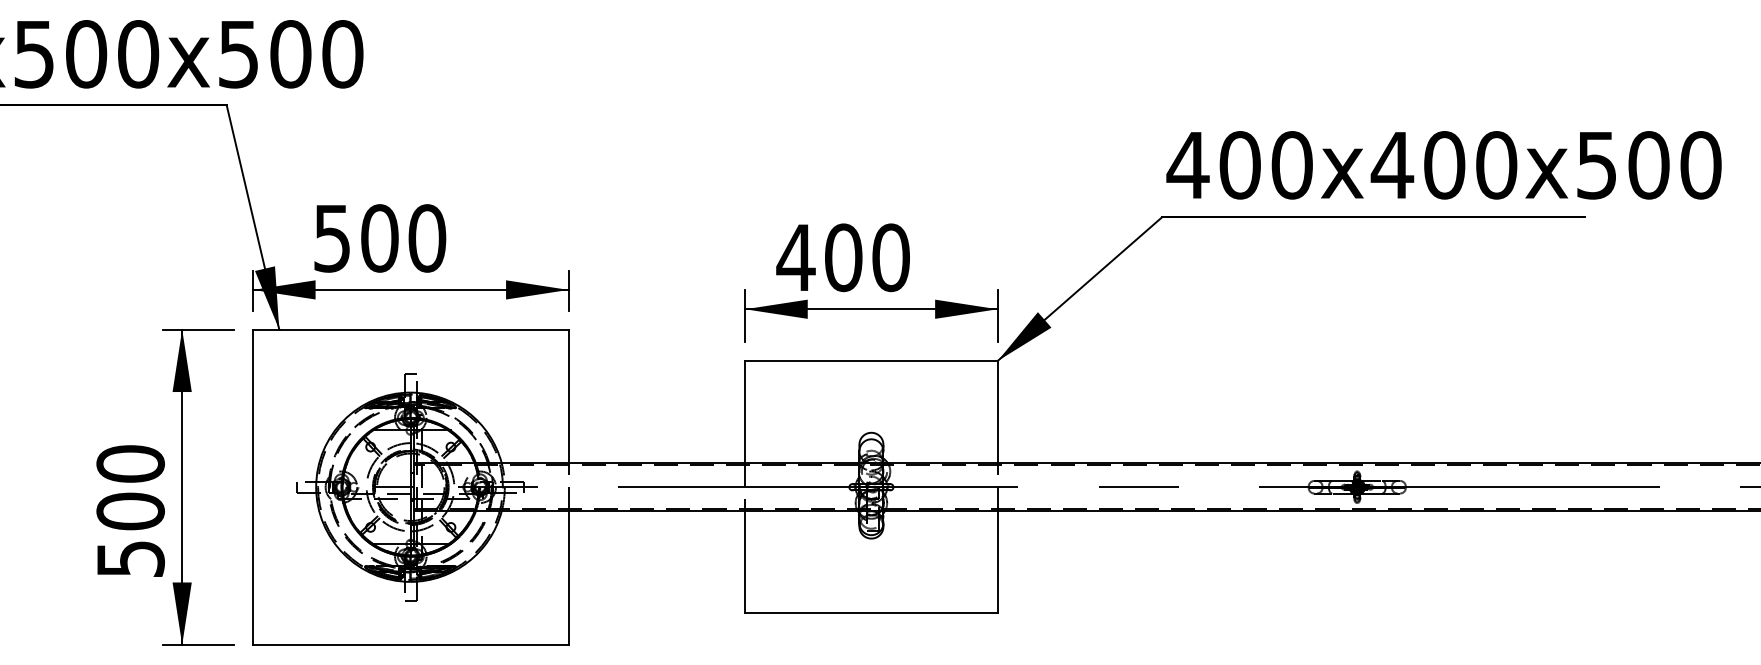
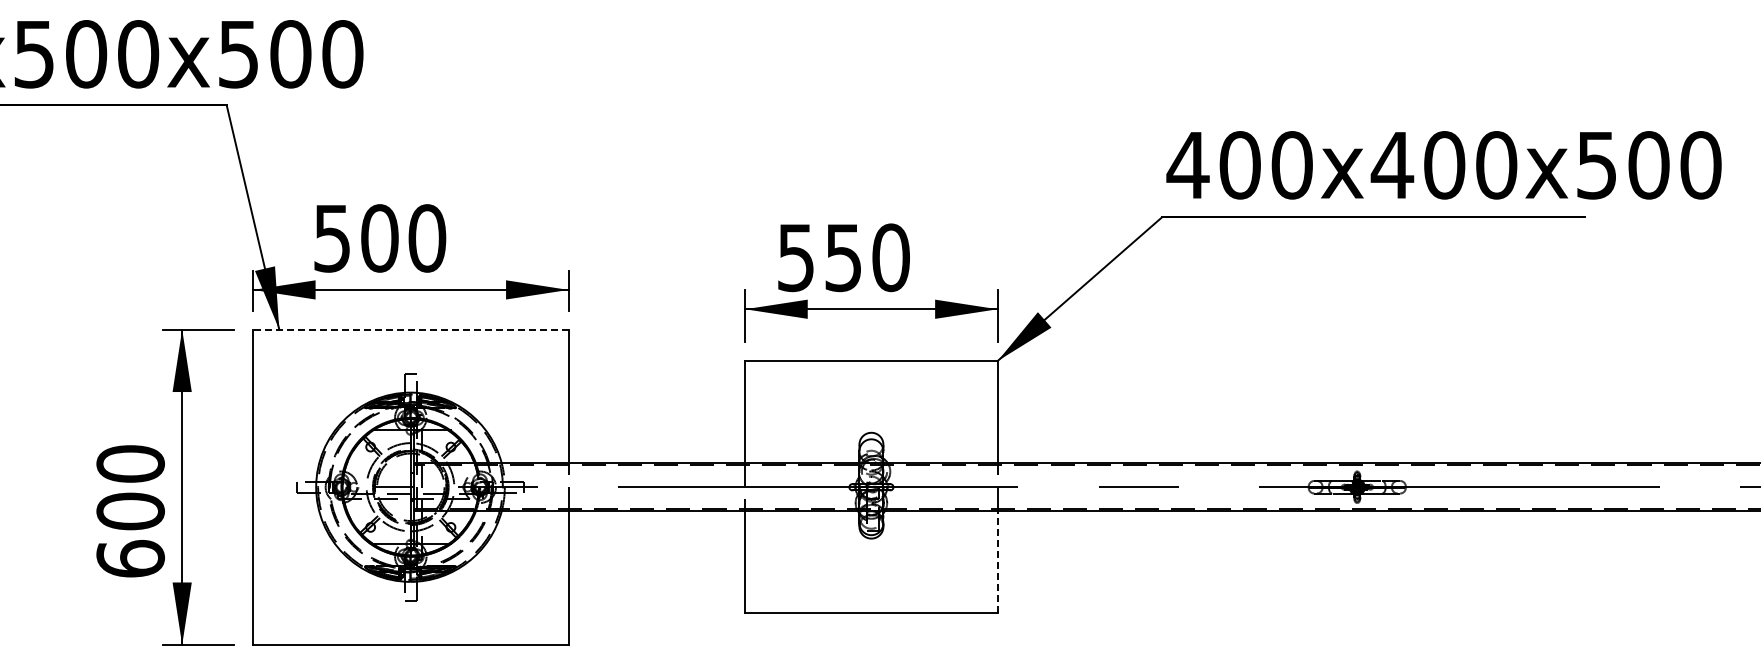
text: 400 -> 550 (819, 257)
line: solid -> dashed (410, 329)
text: 500 -> 600 (130, 558)
line: solid -> dashed (997, 561)
